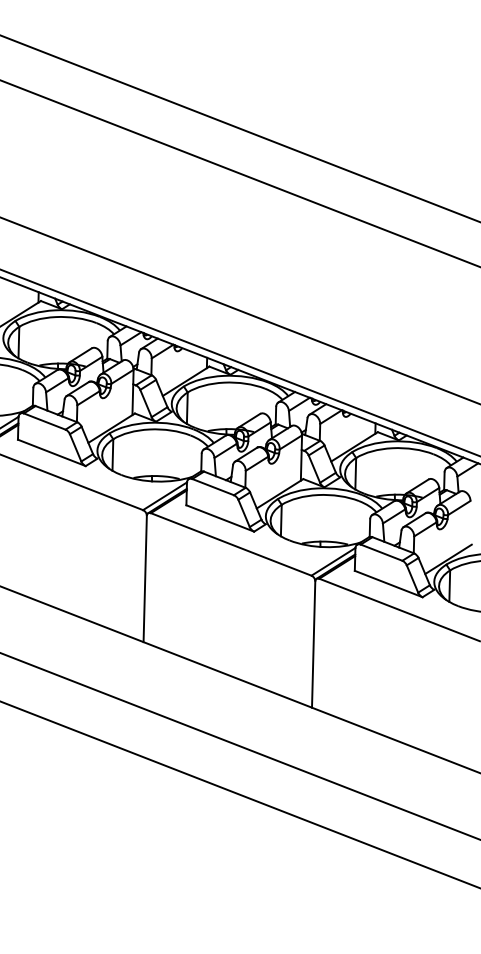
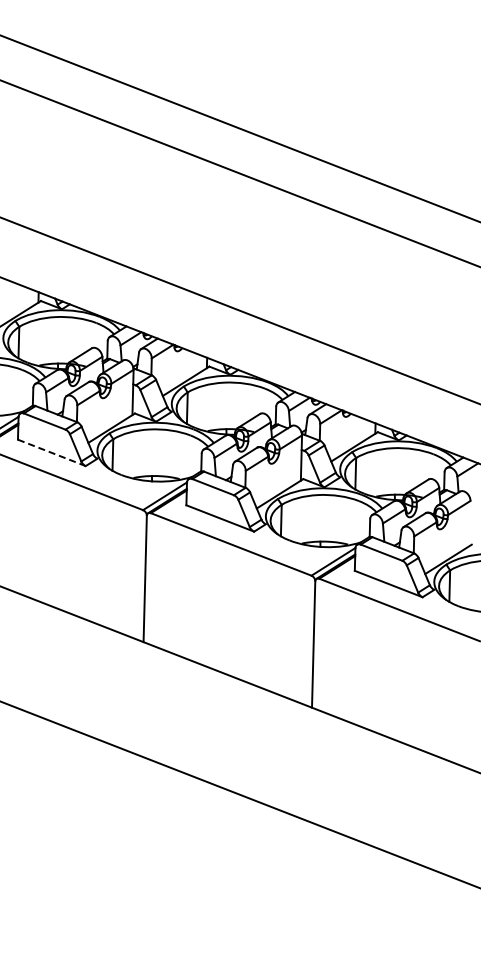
line: present -> none (239, 362)
line: solid -> dashed (52, 453)
line: present -> none (239, 745)
